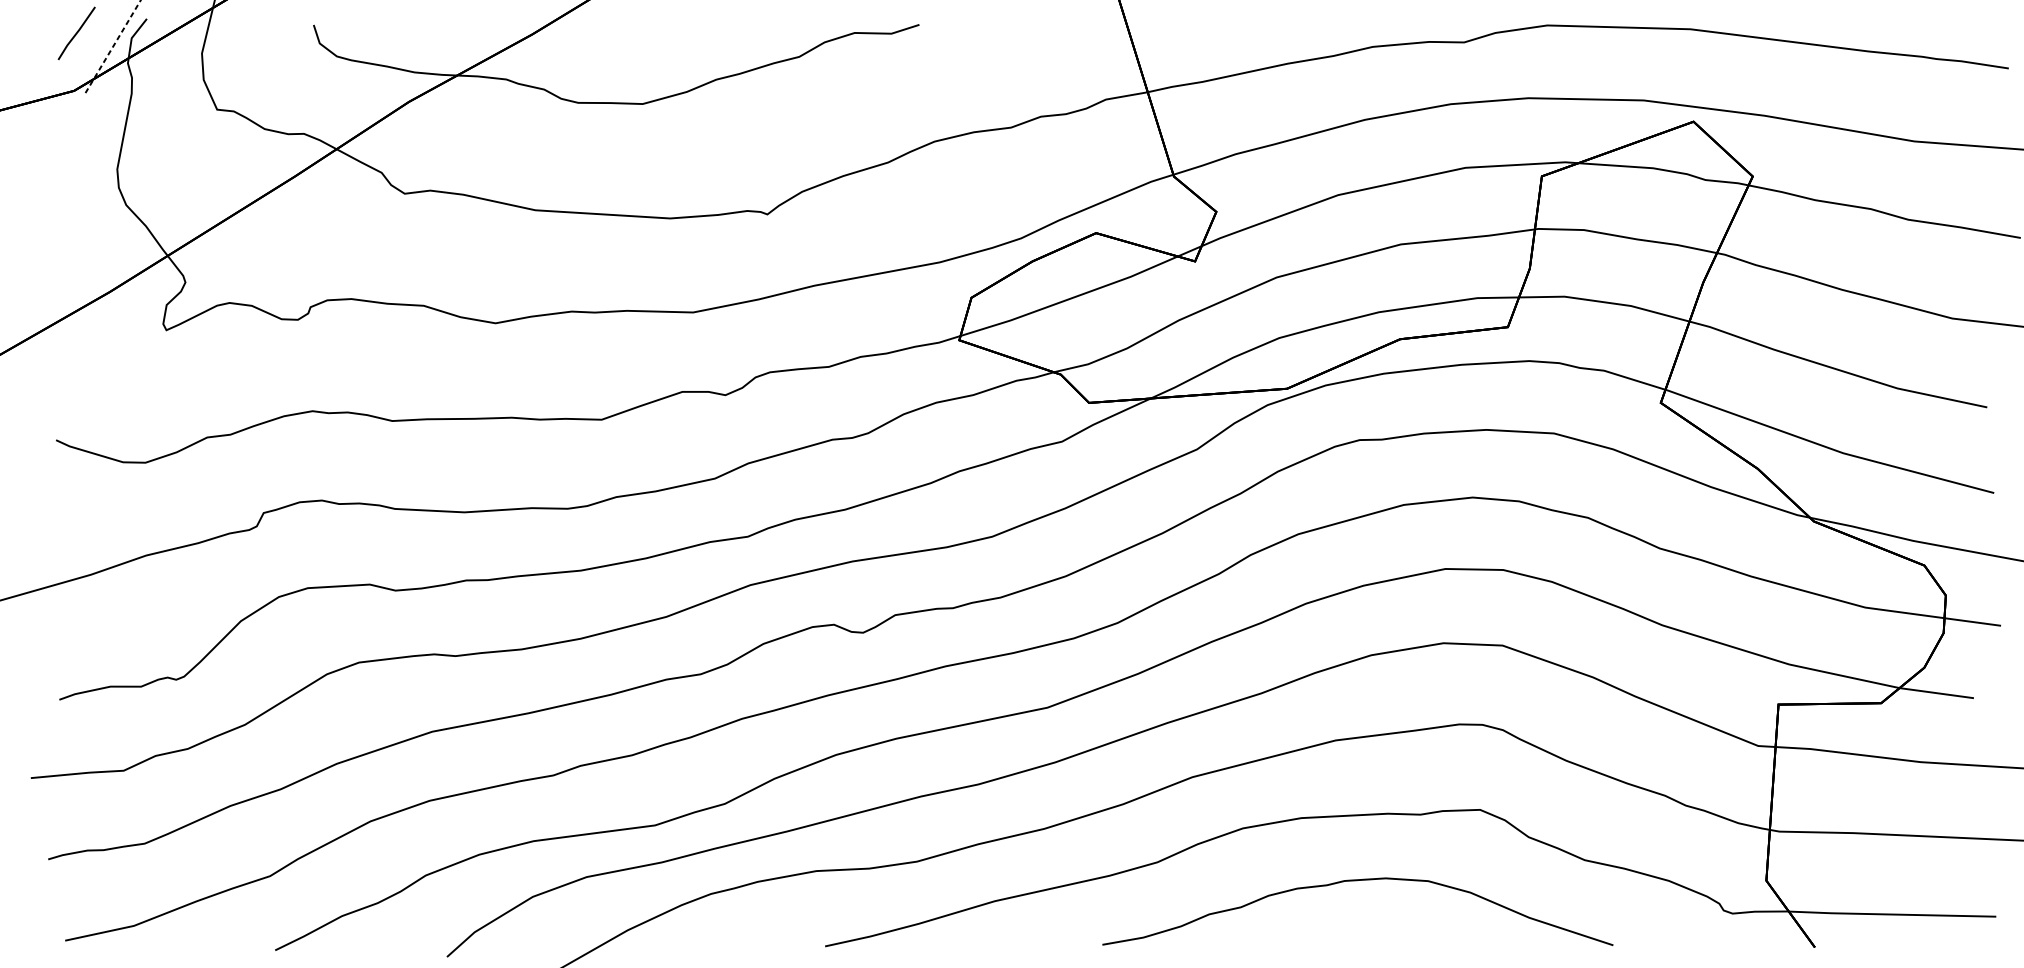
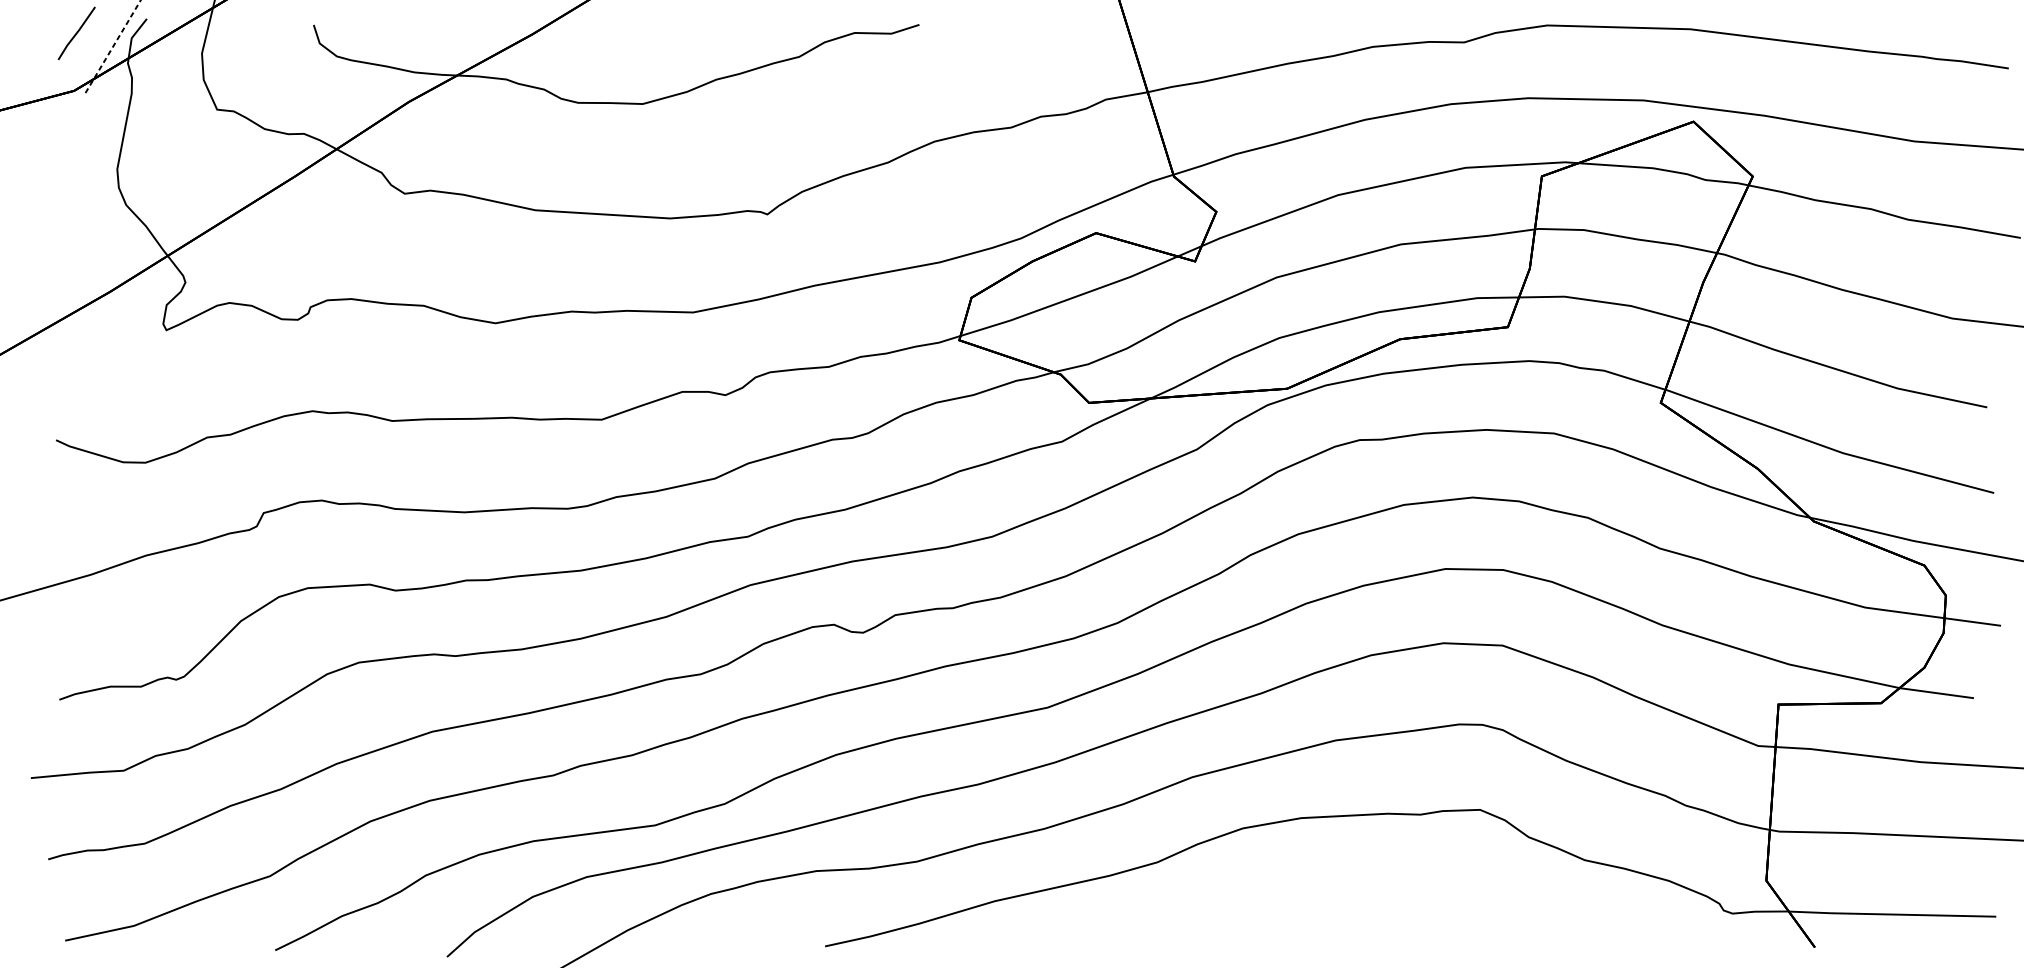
curve: present -> none (1357, 881)
